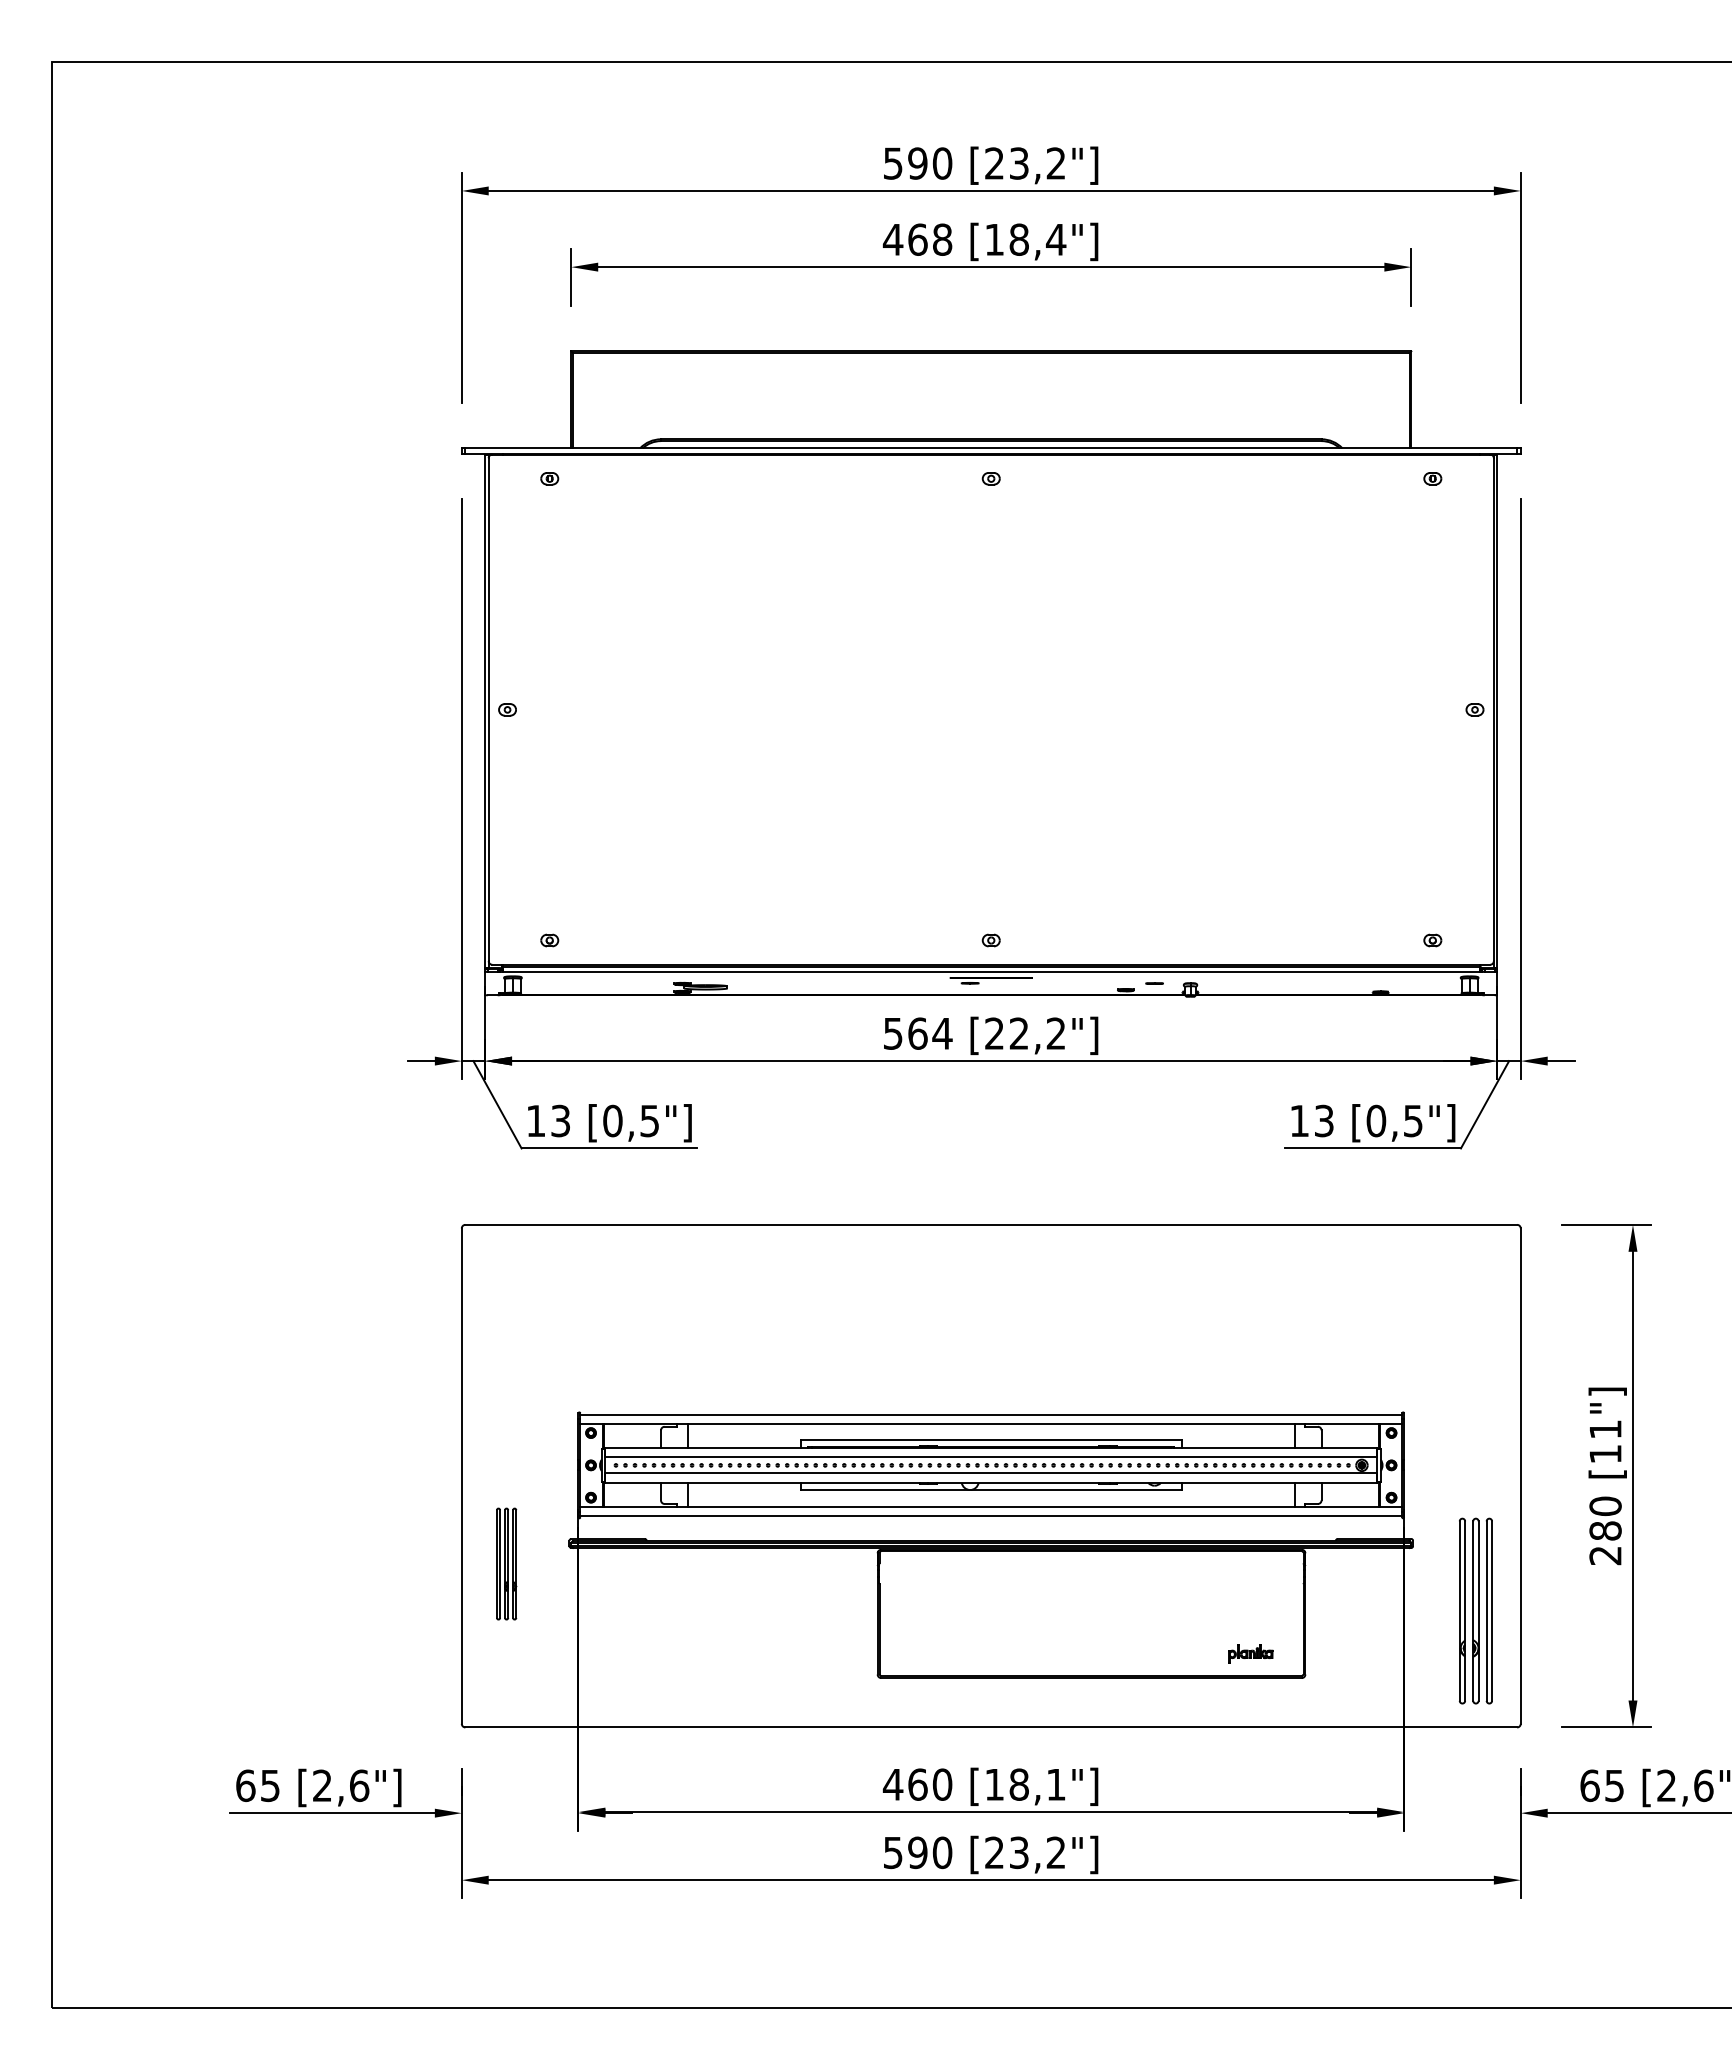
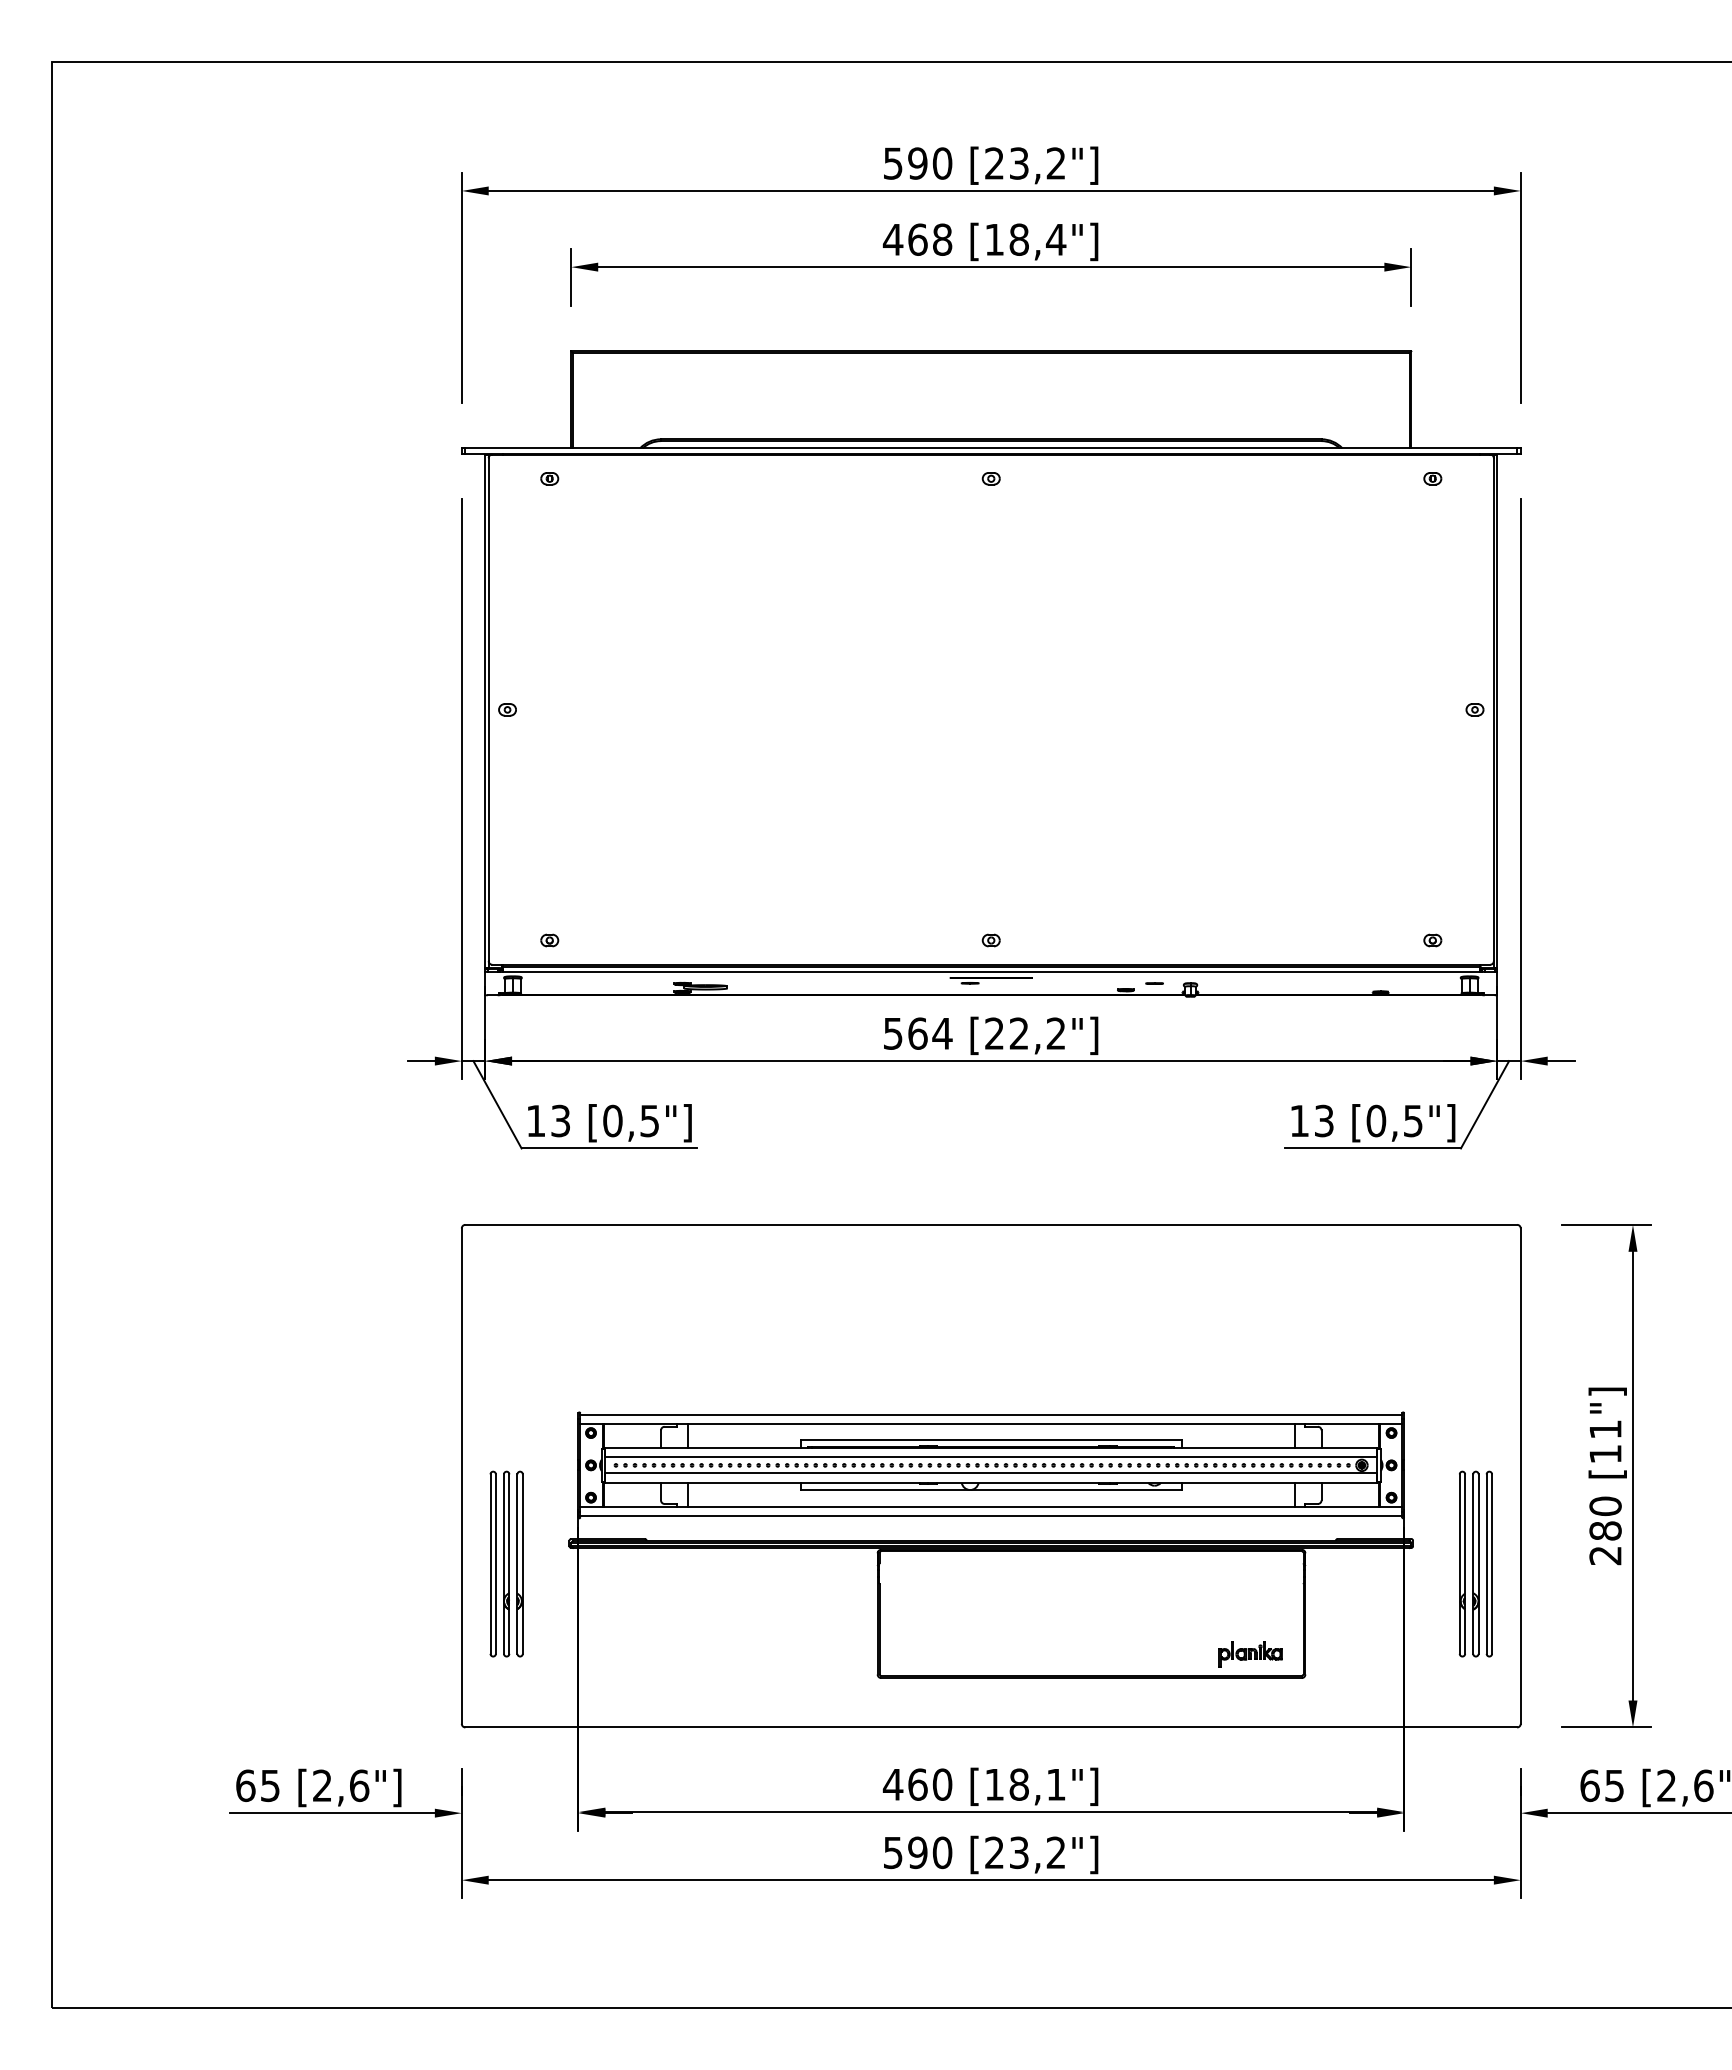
part size: 22x114 px -> 35x188 px (506, 1563)
part position: (1475, 1610) -> (1475, 1563) (1475, 1563)
part size: 46x20 px -> 65x27 px (1250, 1654)
